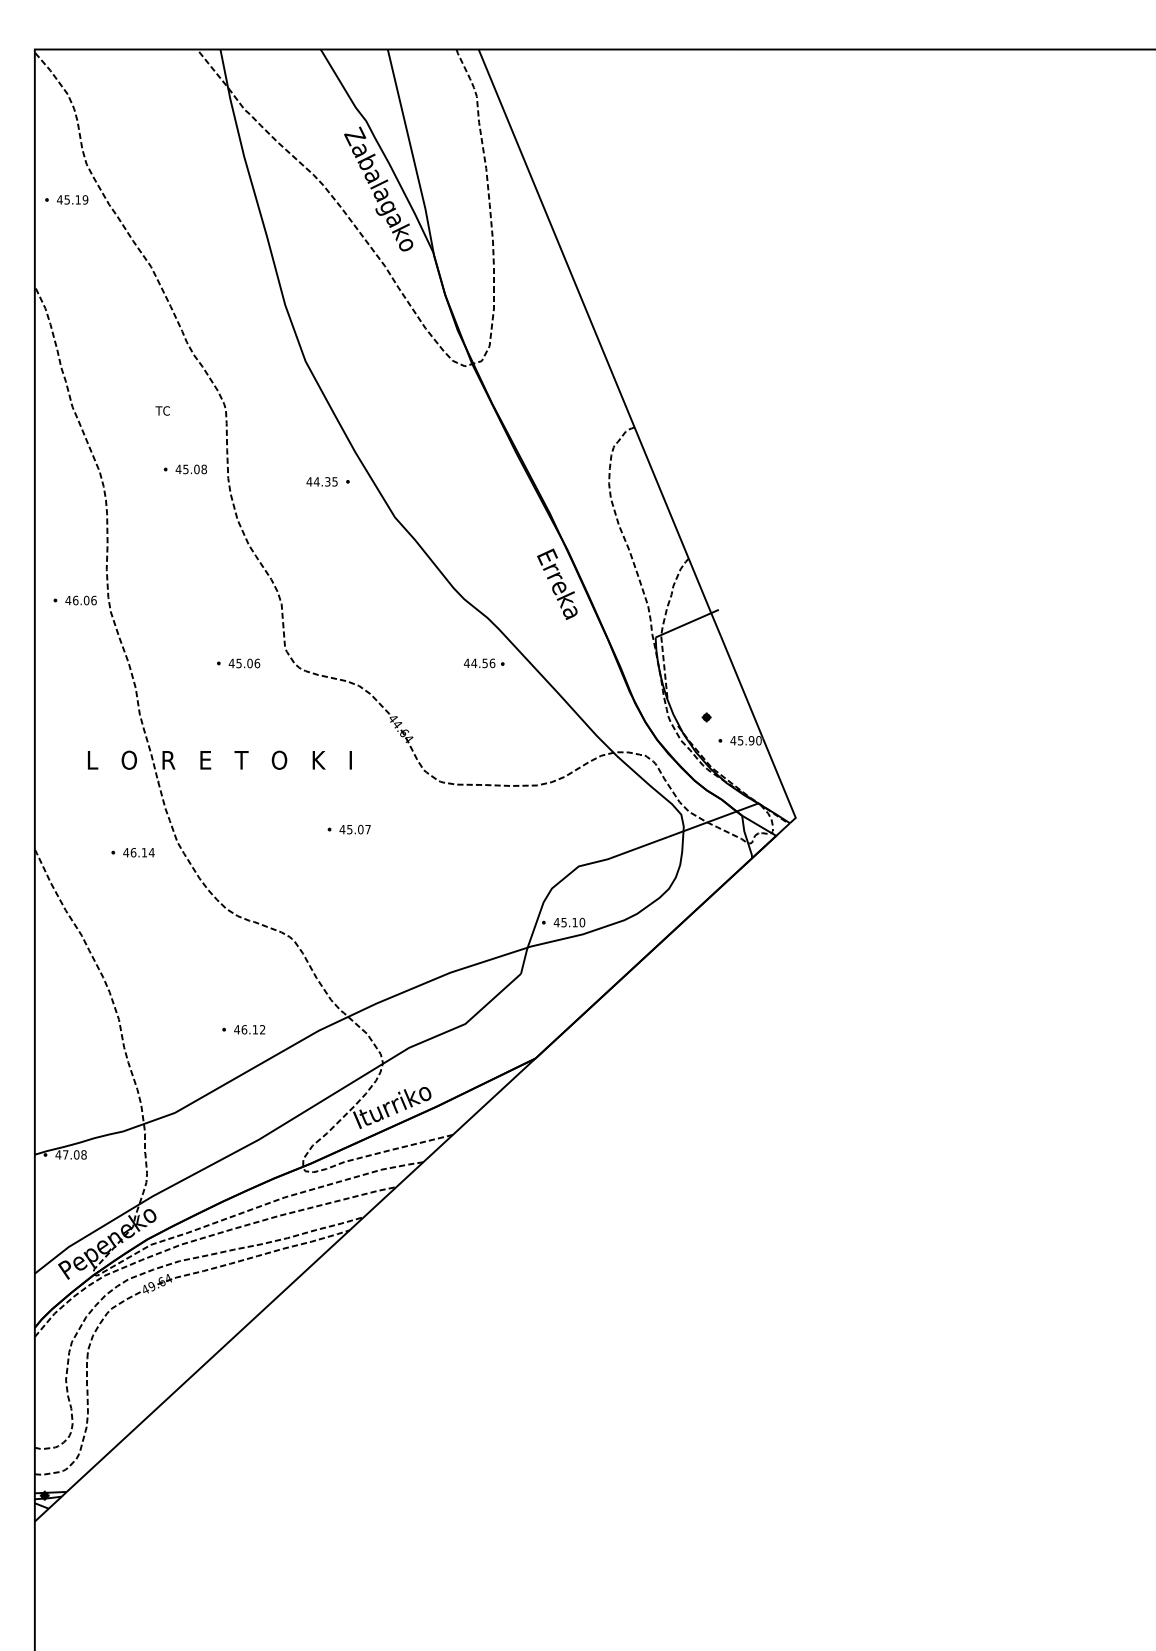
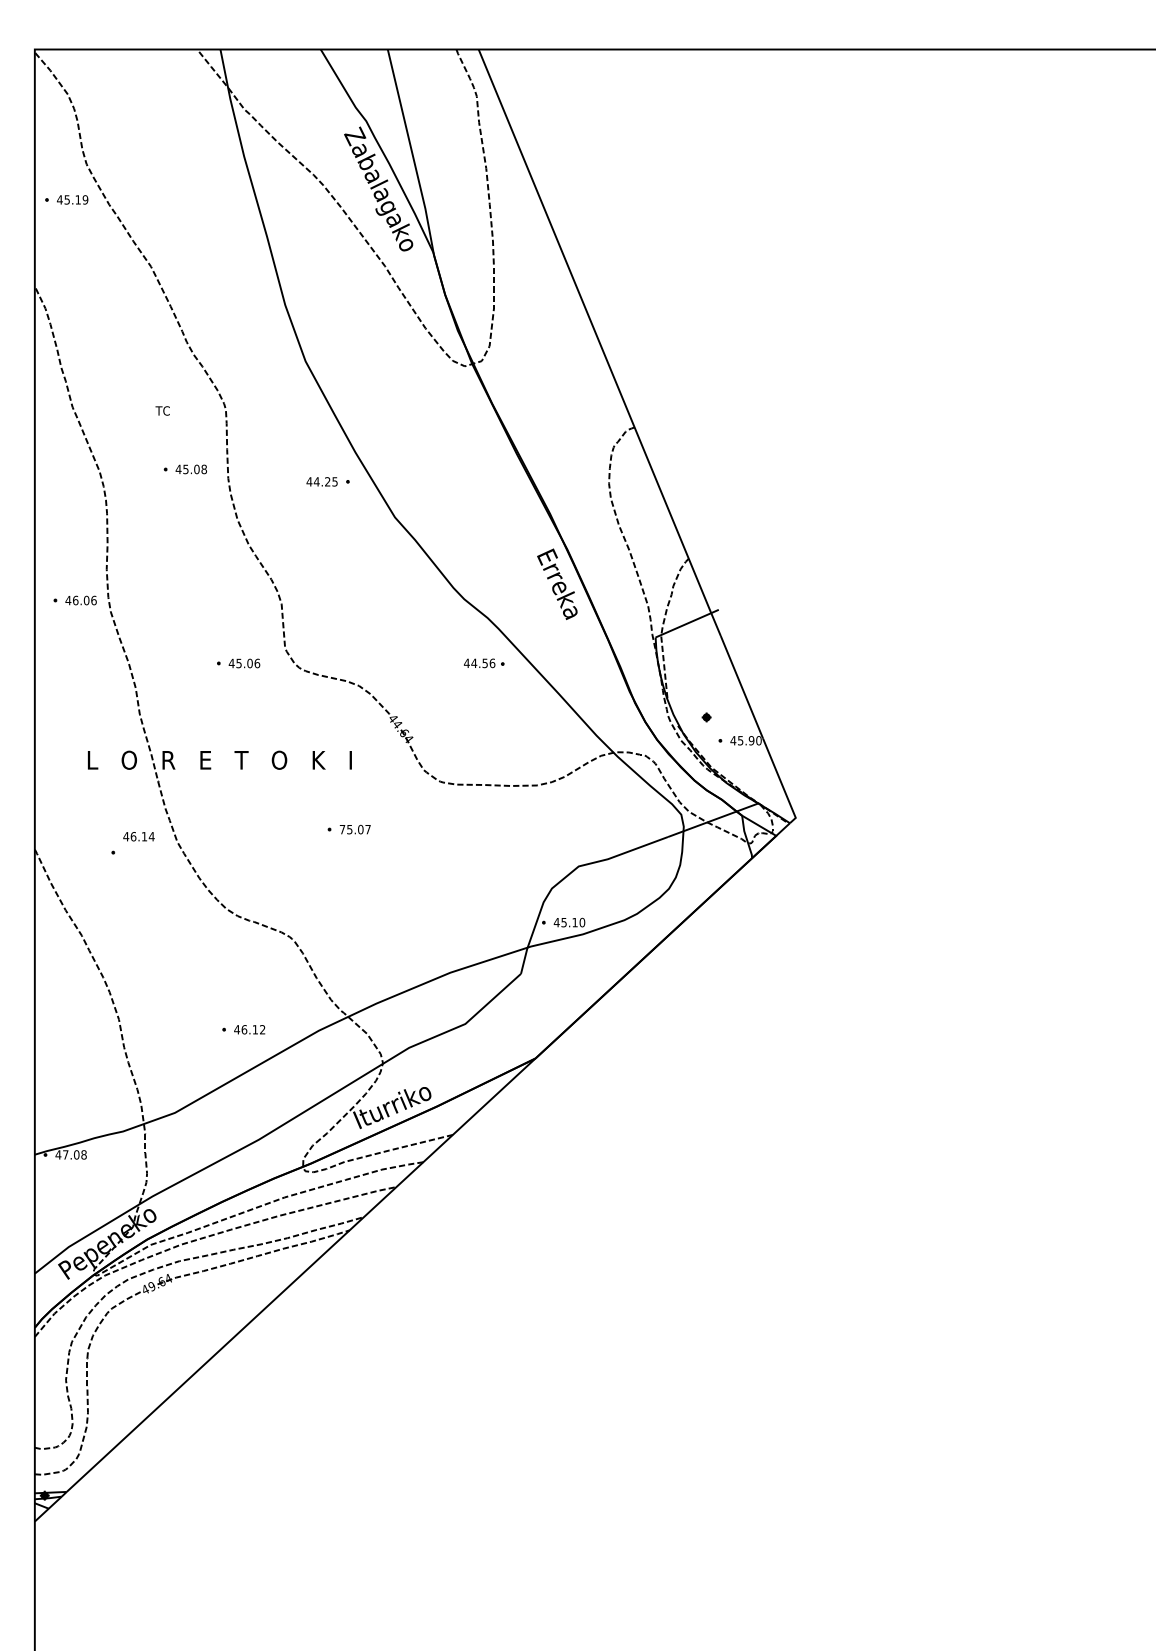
text: 44.35 -> 44.25 (327, 481)
text: 45.07 -> 75.07 (342, 829)
text position: (138, 852) -> (138, 836) (138, 836)
